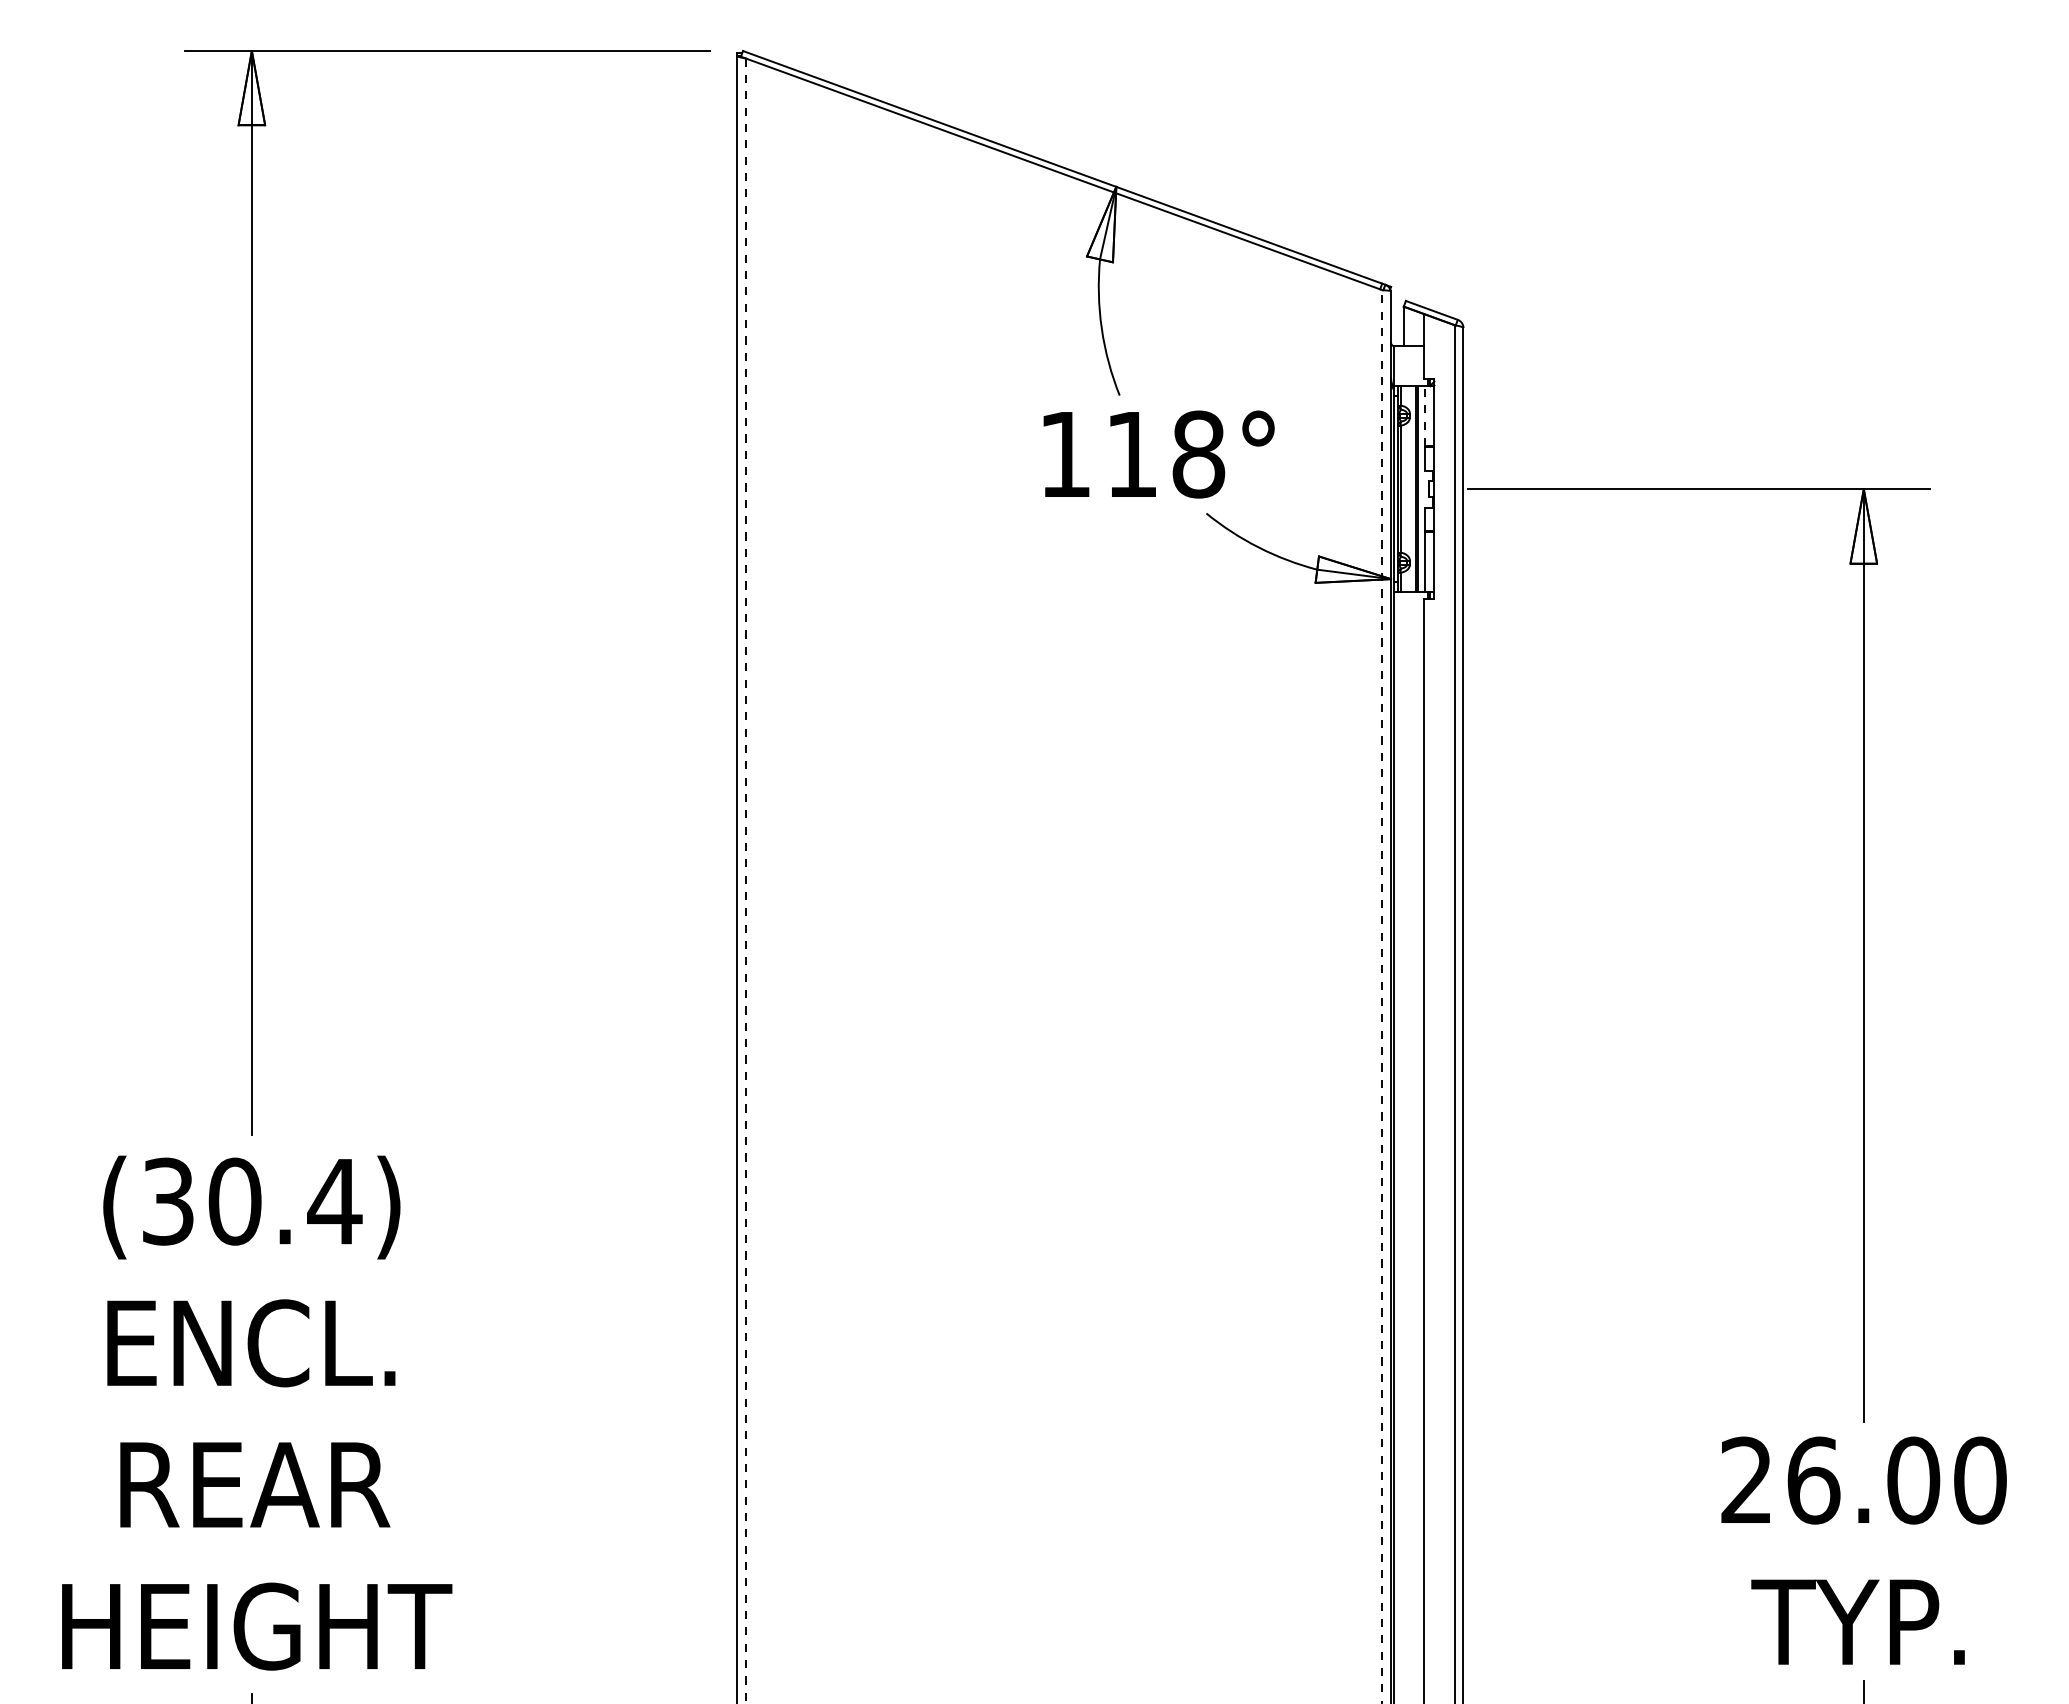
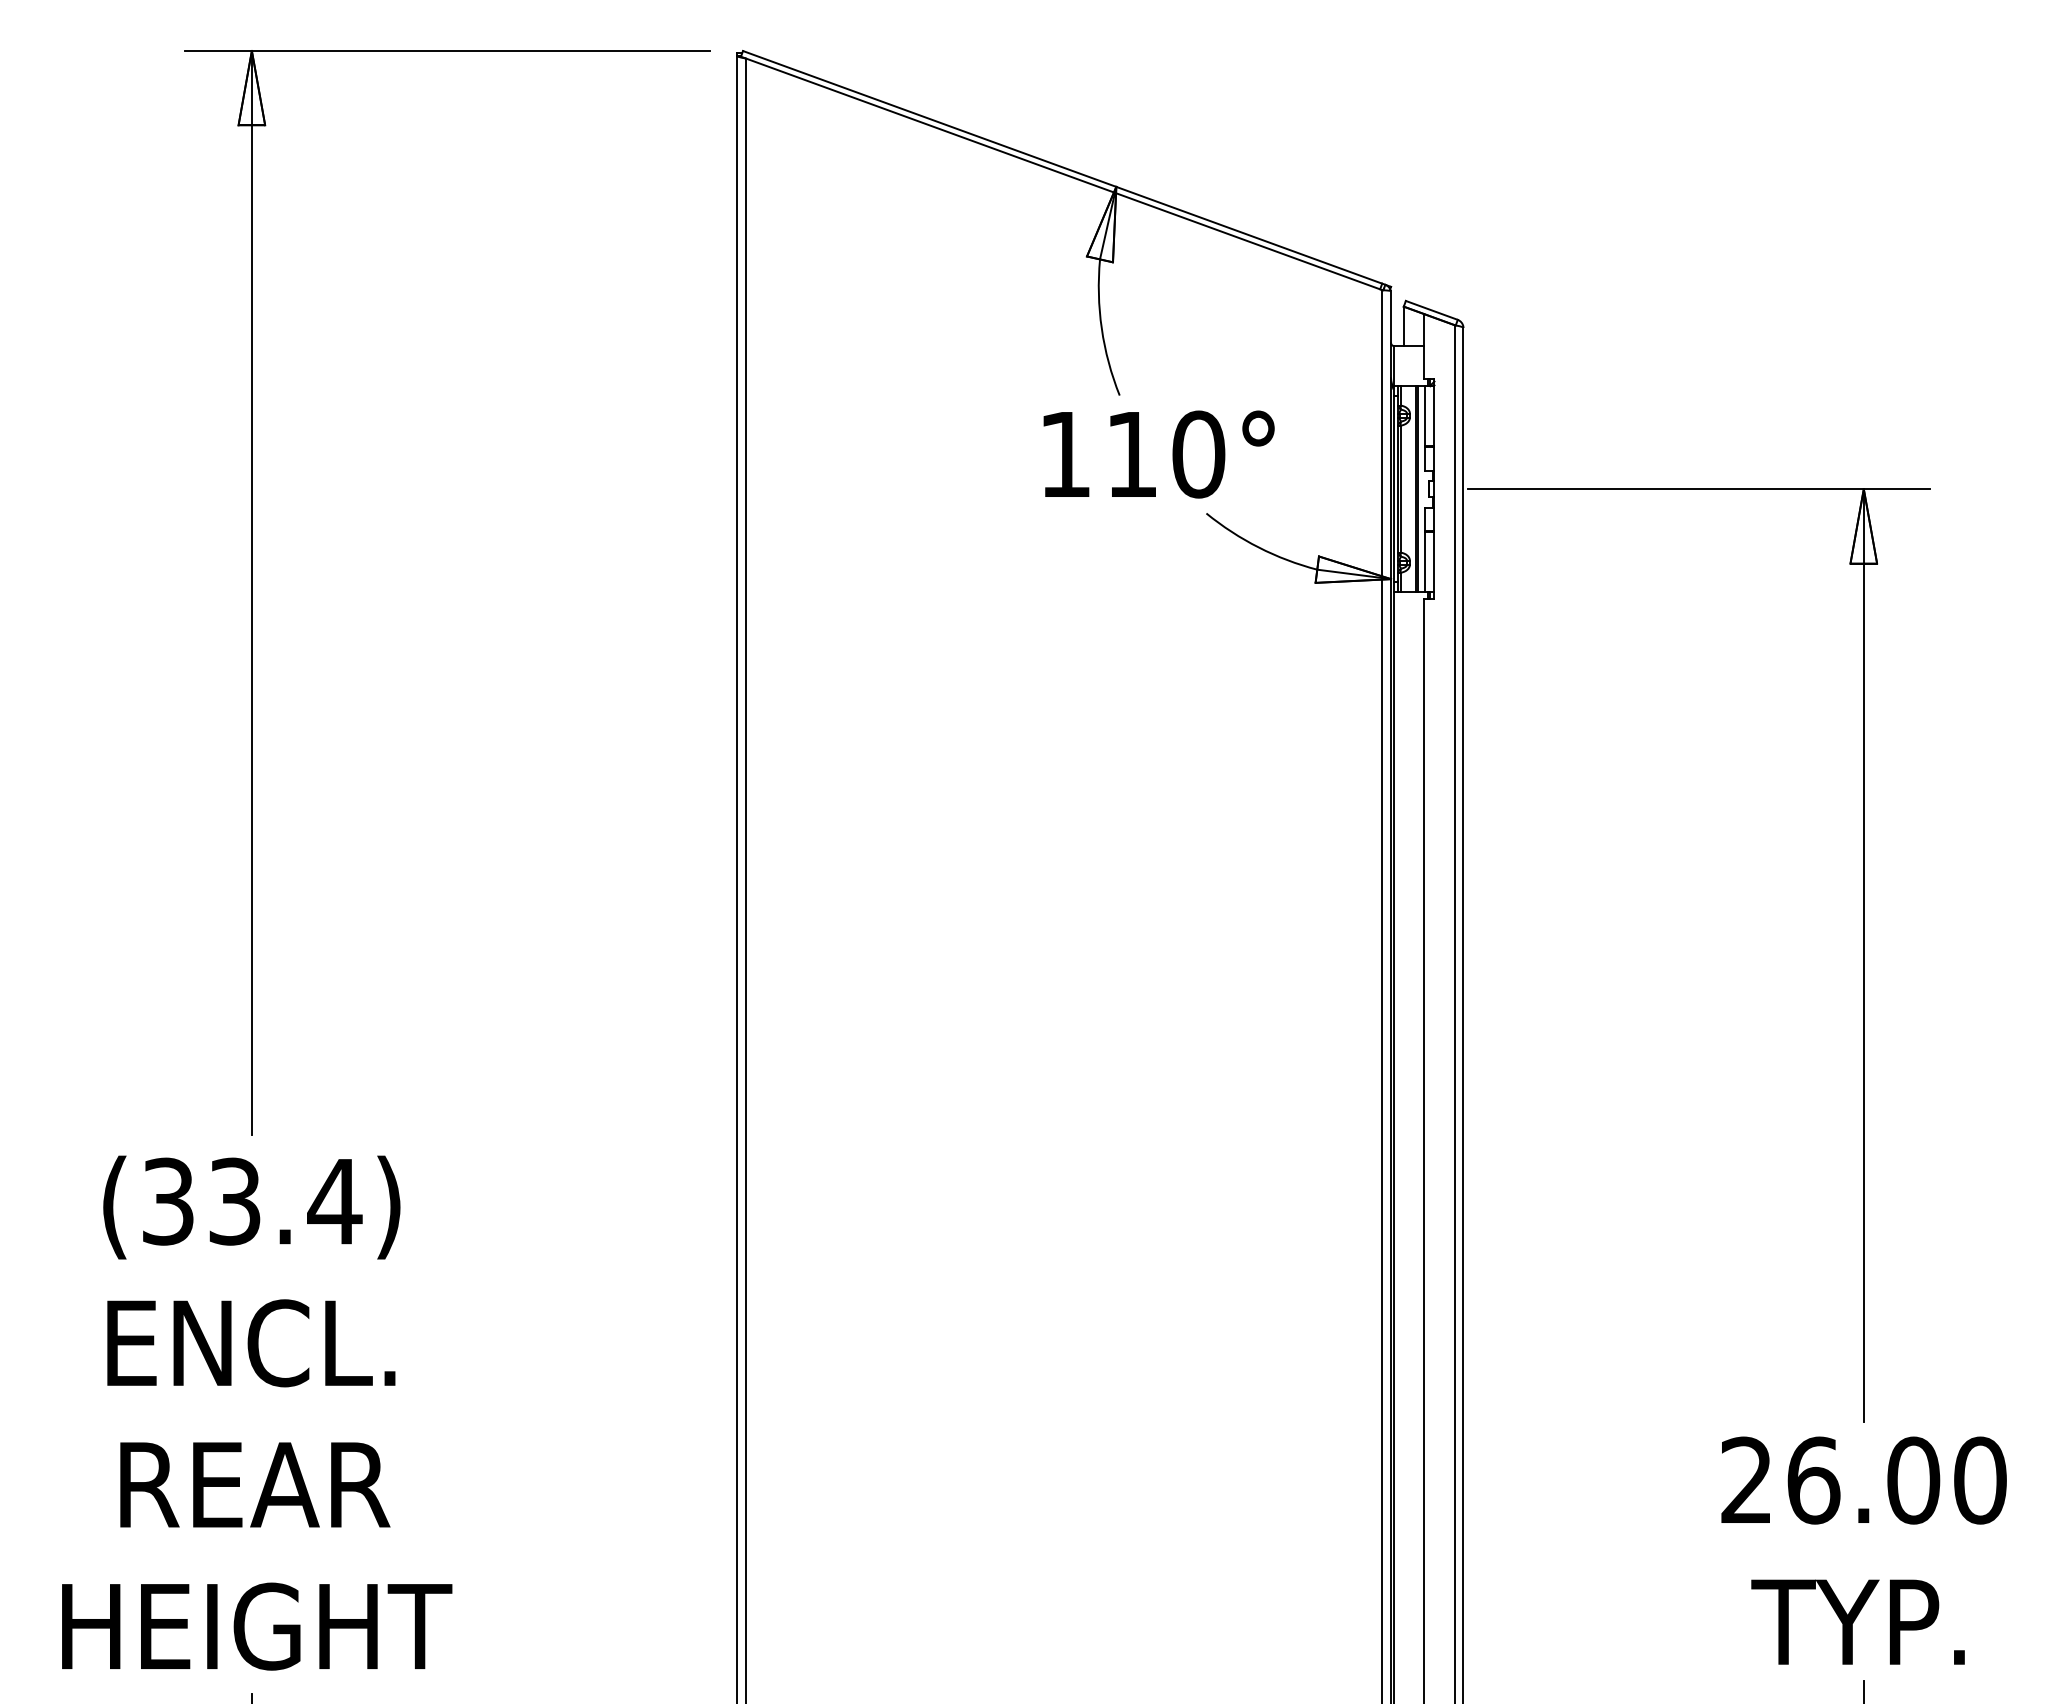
line: dashed -> solid (1424, 416)
text: 118° -> 110° (1198, 454)
line: dashed -> solid (745, 881)
line: dashed -> solid (1382, 996)
text: (30.4) -> (33.4) (234, 1201)
